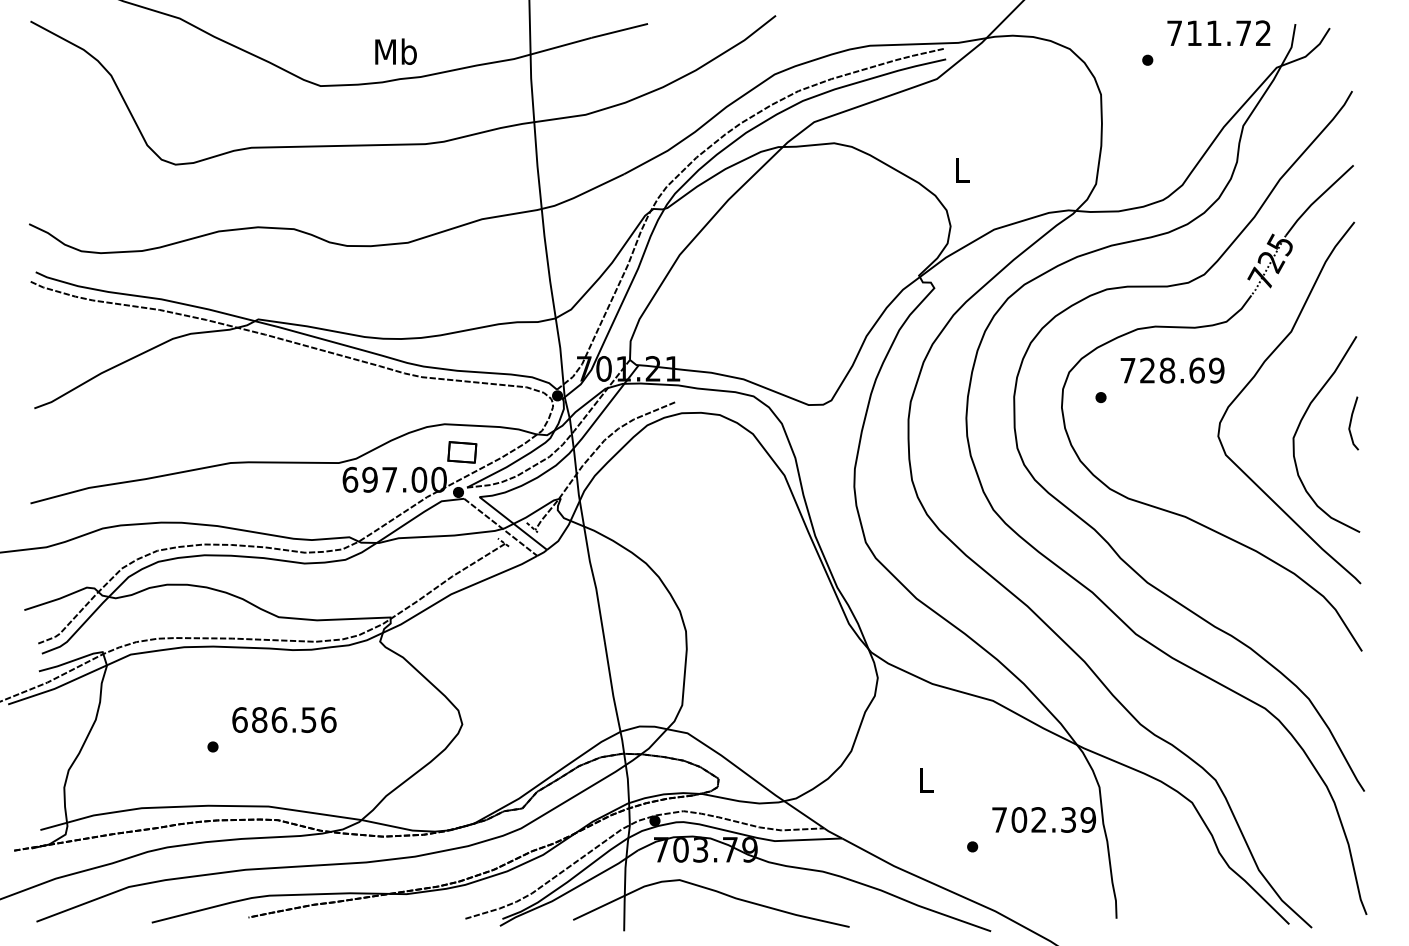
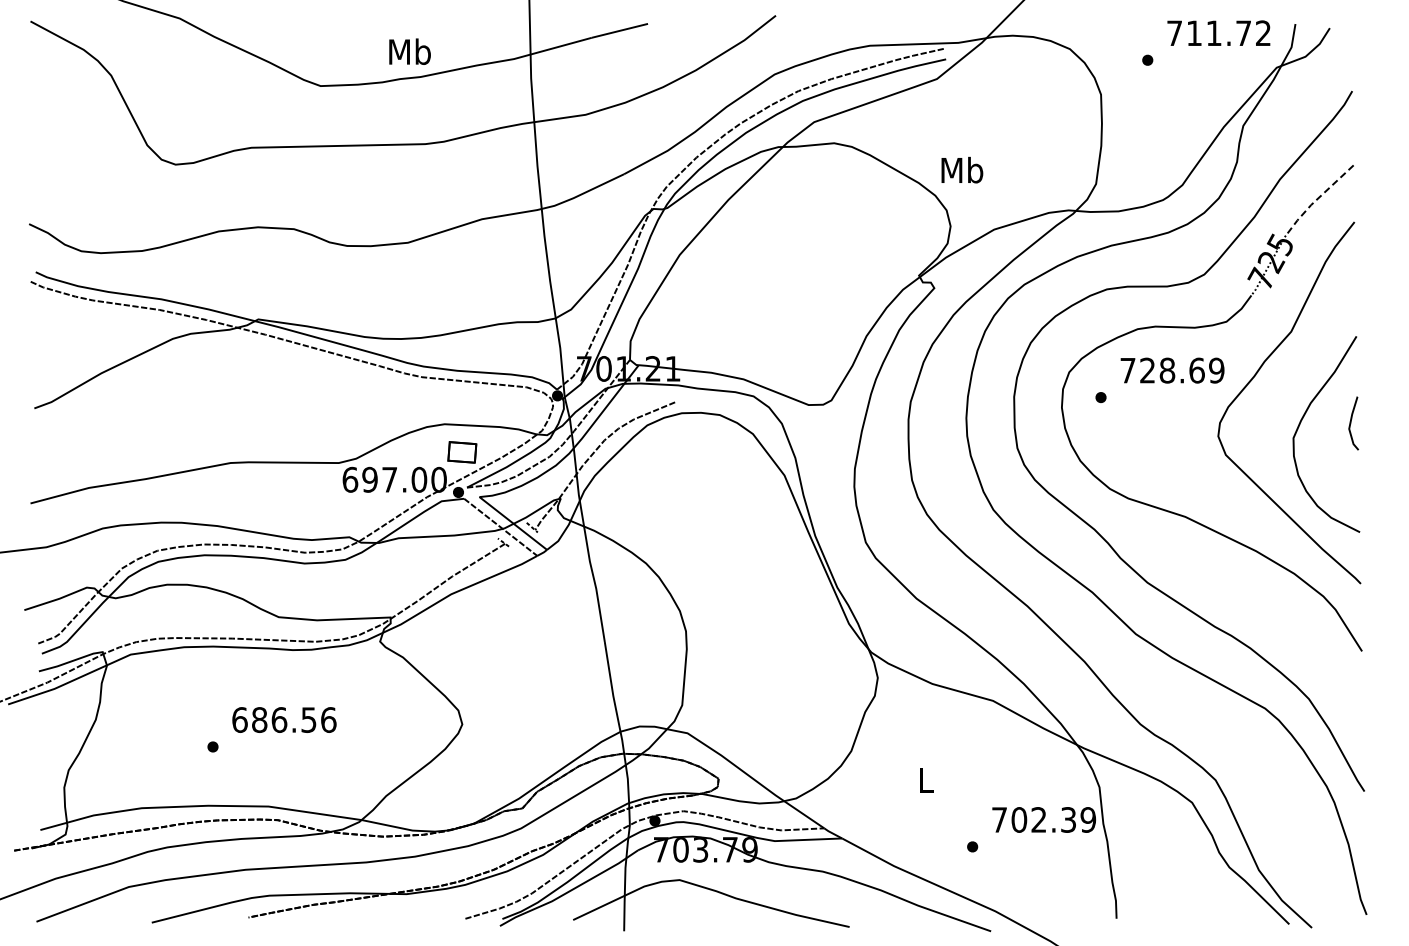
text position: (395, 51) -> (409, 51) (409, 51)
text: L -> Mb (962, 169)
line: solid -> dashed (1317, 199)
